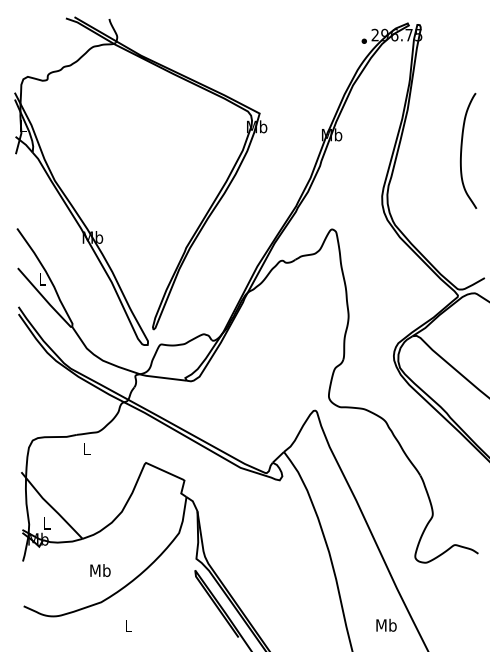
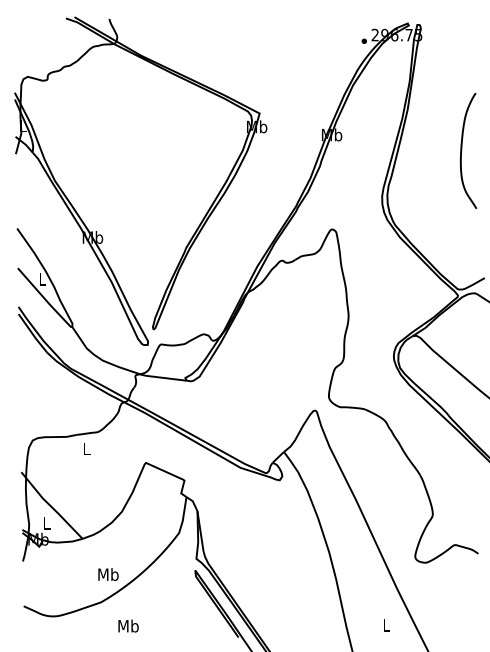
text position: (100, 570) -> (108, 574) (108, 574)
text: Mb -> L (386, 624)
text: L -> Mb (128, 625)
